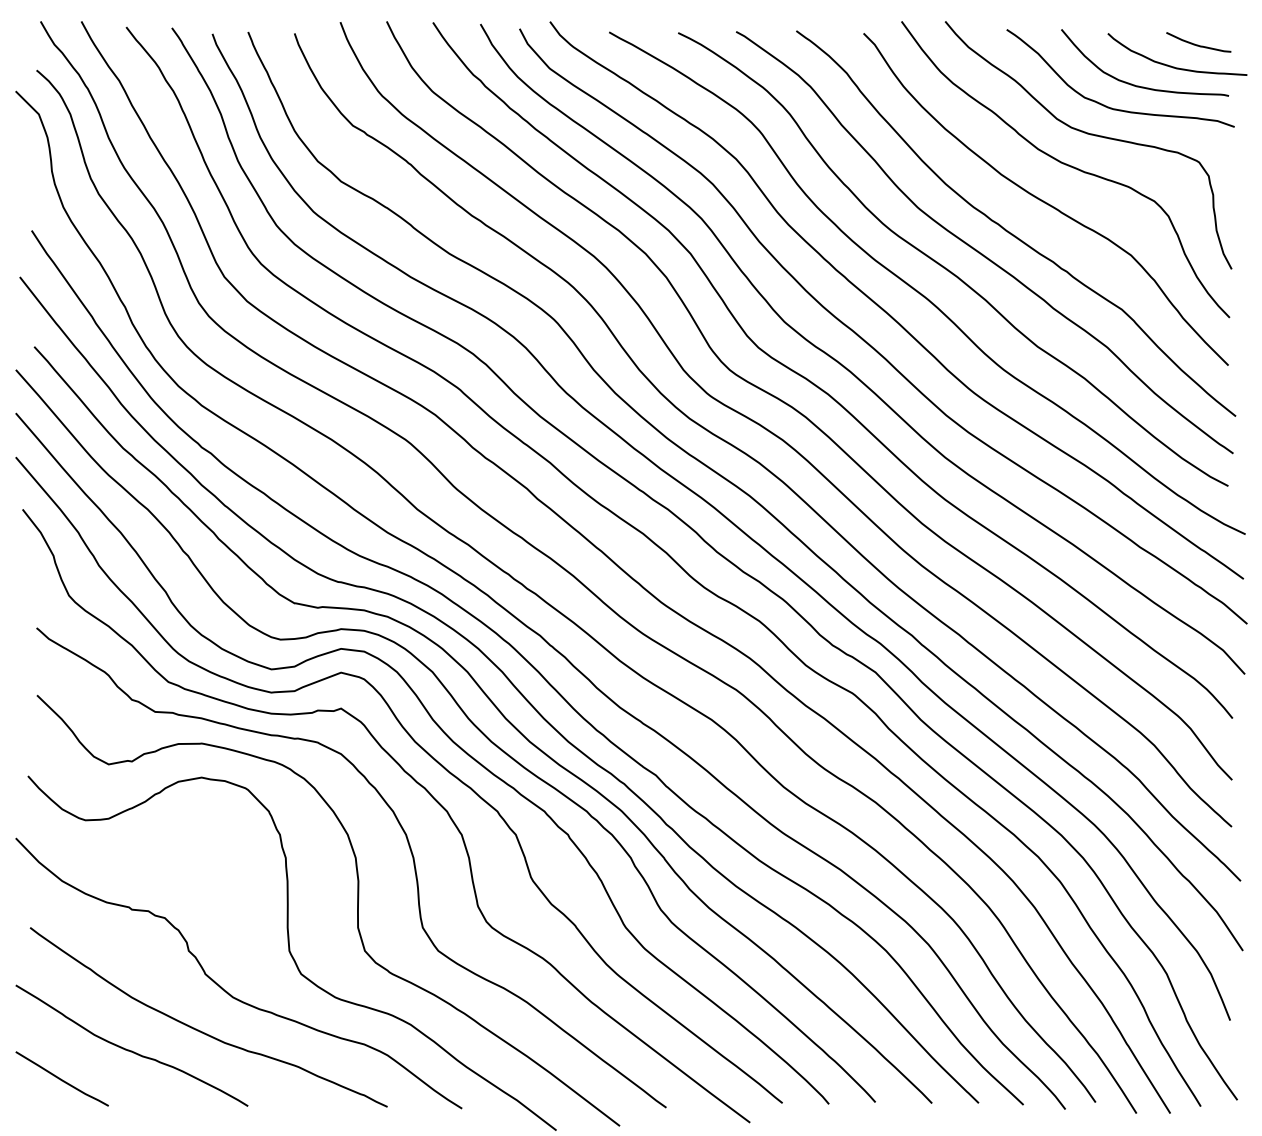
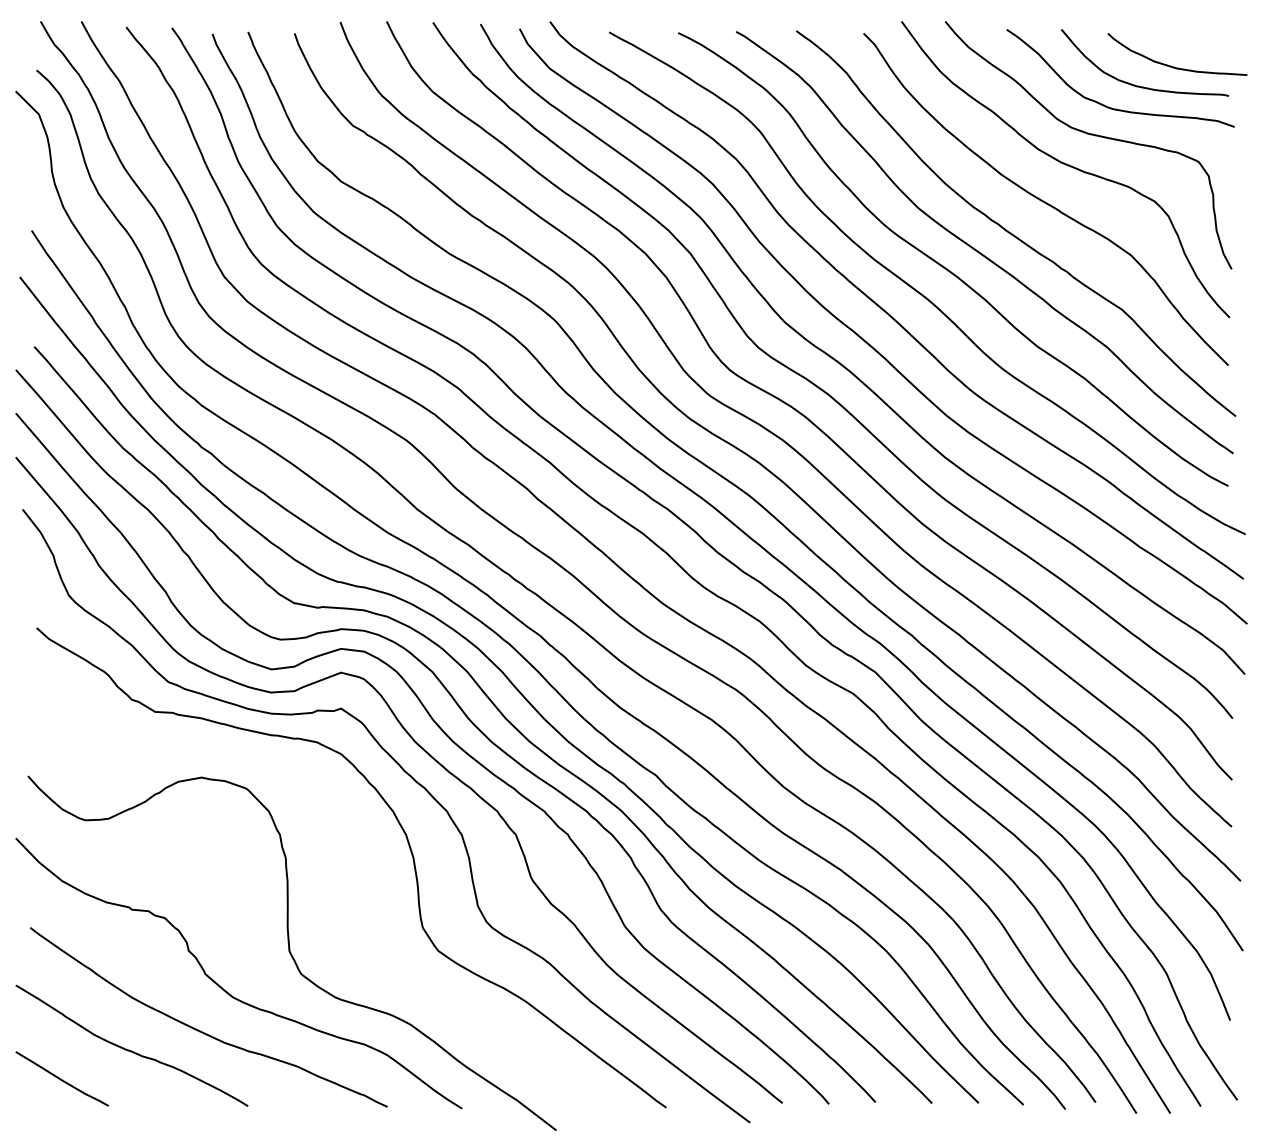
curve: present -> none (1198, 44)
curve: present -> none (357, 910)
